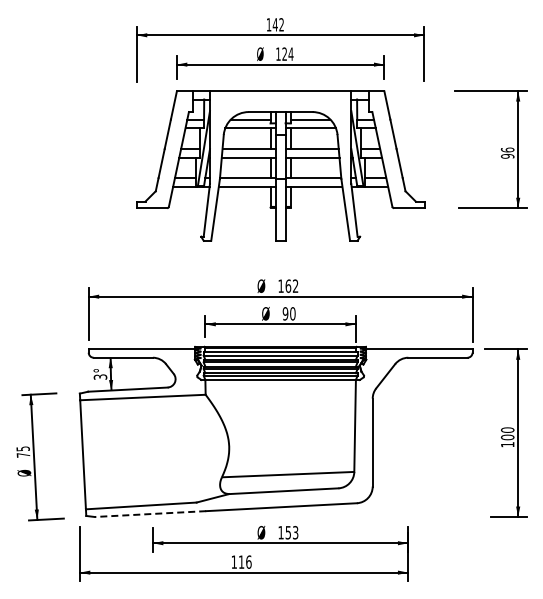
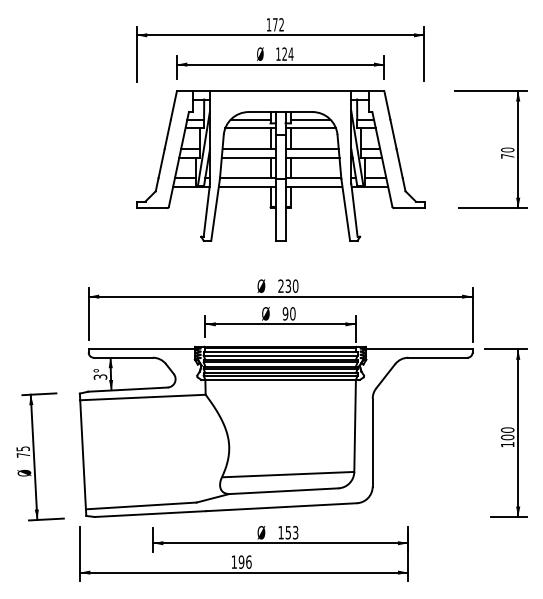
text: 142 -> 172 (274, 24)
text: 96 -> 70 (507, 152)
text: 162 -> 230 (288, 285)
line: dashed -> solid (150, 514)
text: 116 -> 196 (241, 561)
